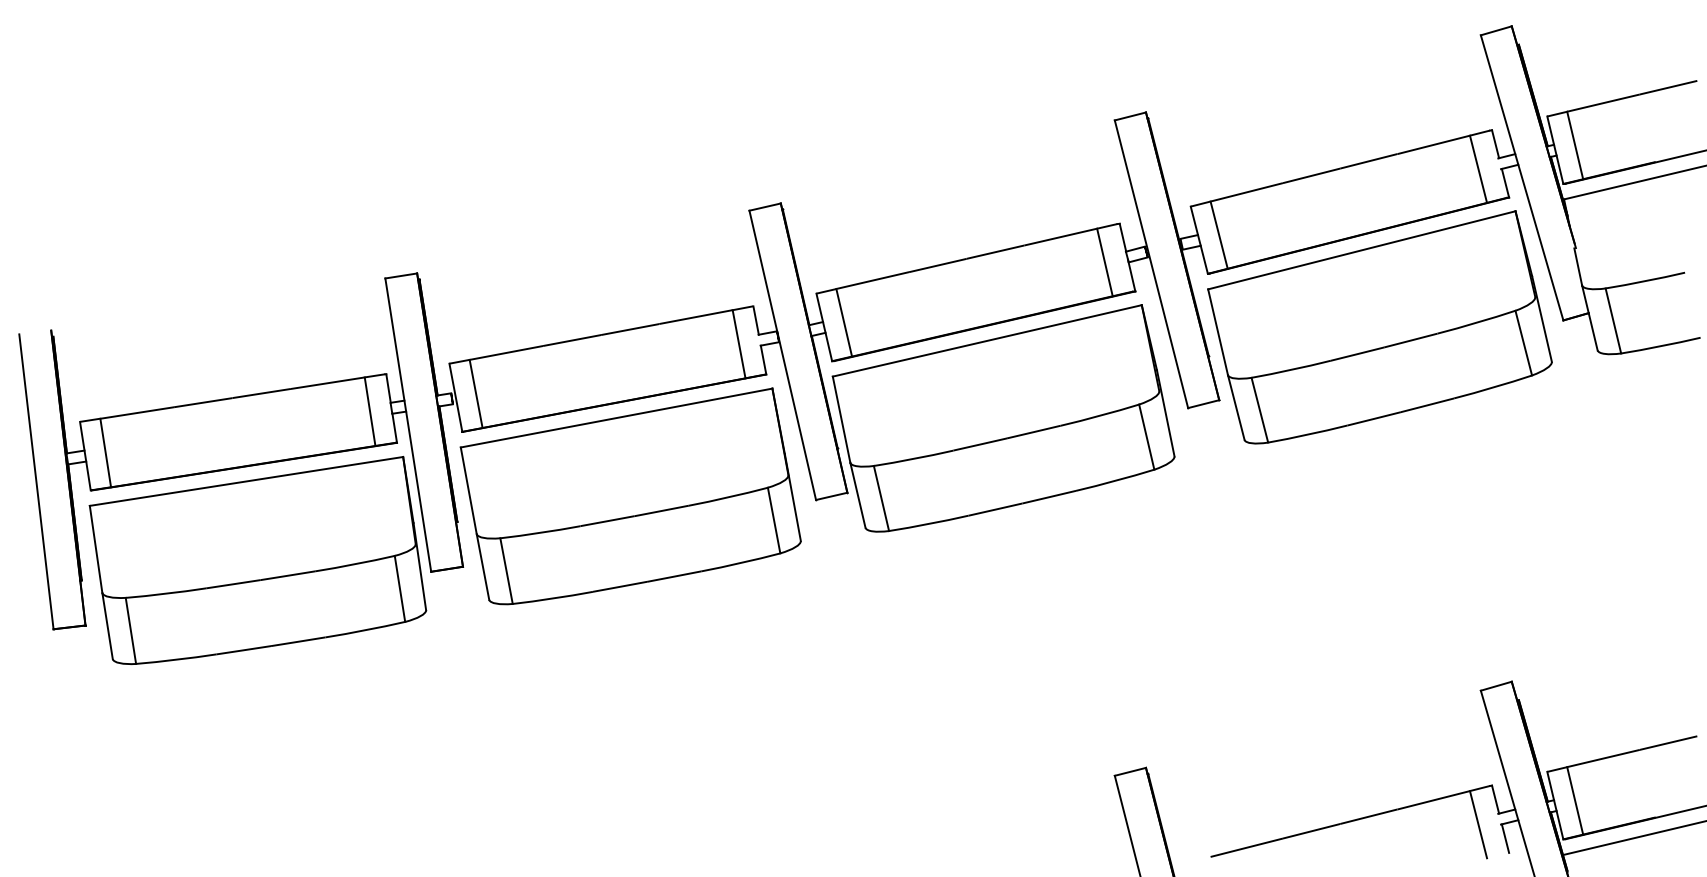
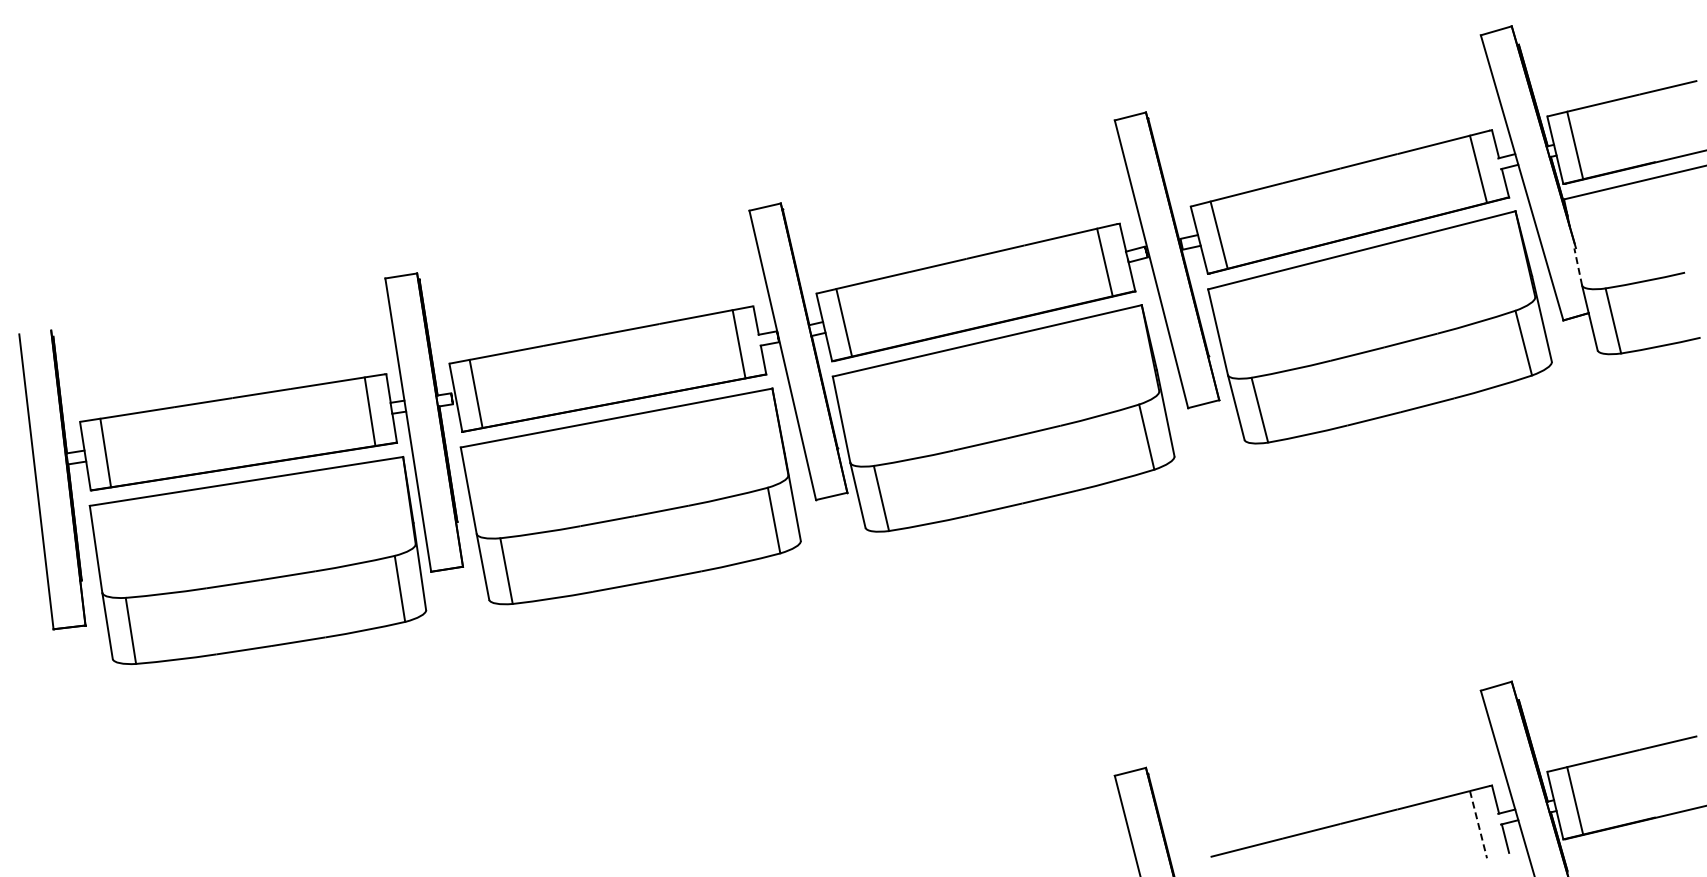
line: solid -> dashed (1578, 267)
line: solid -> dashed (1478, 824)
line: present -> none (1633, 837)
